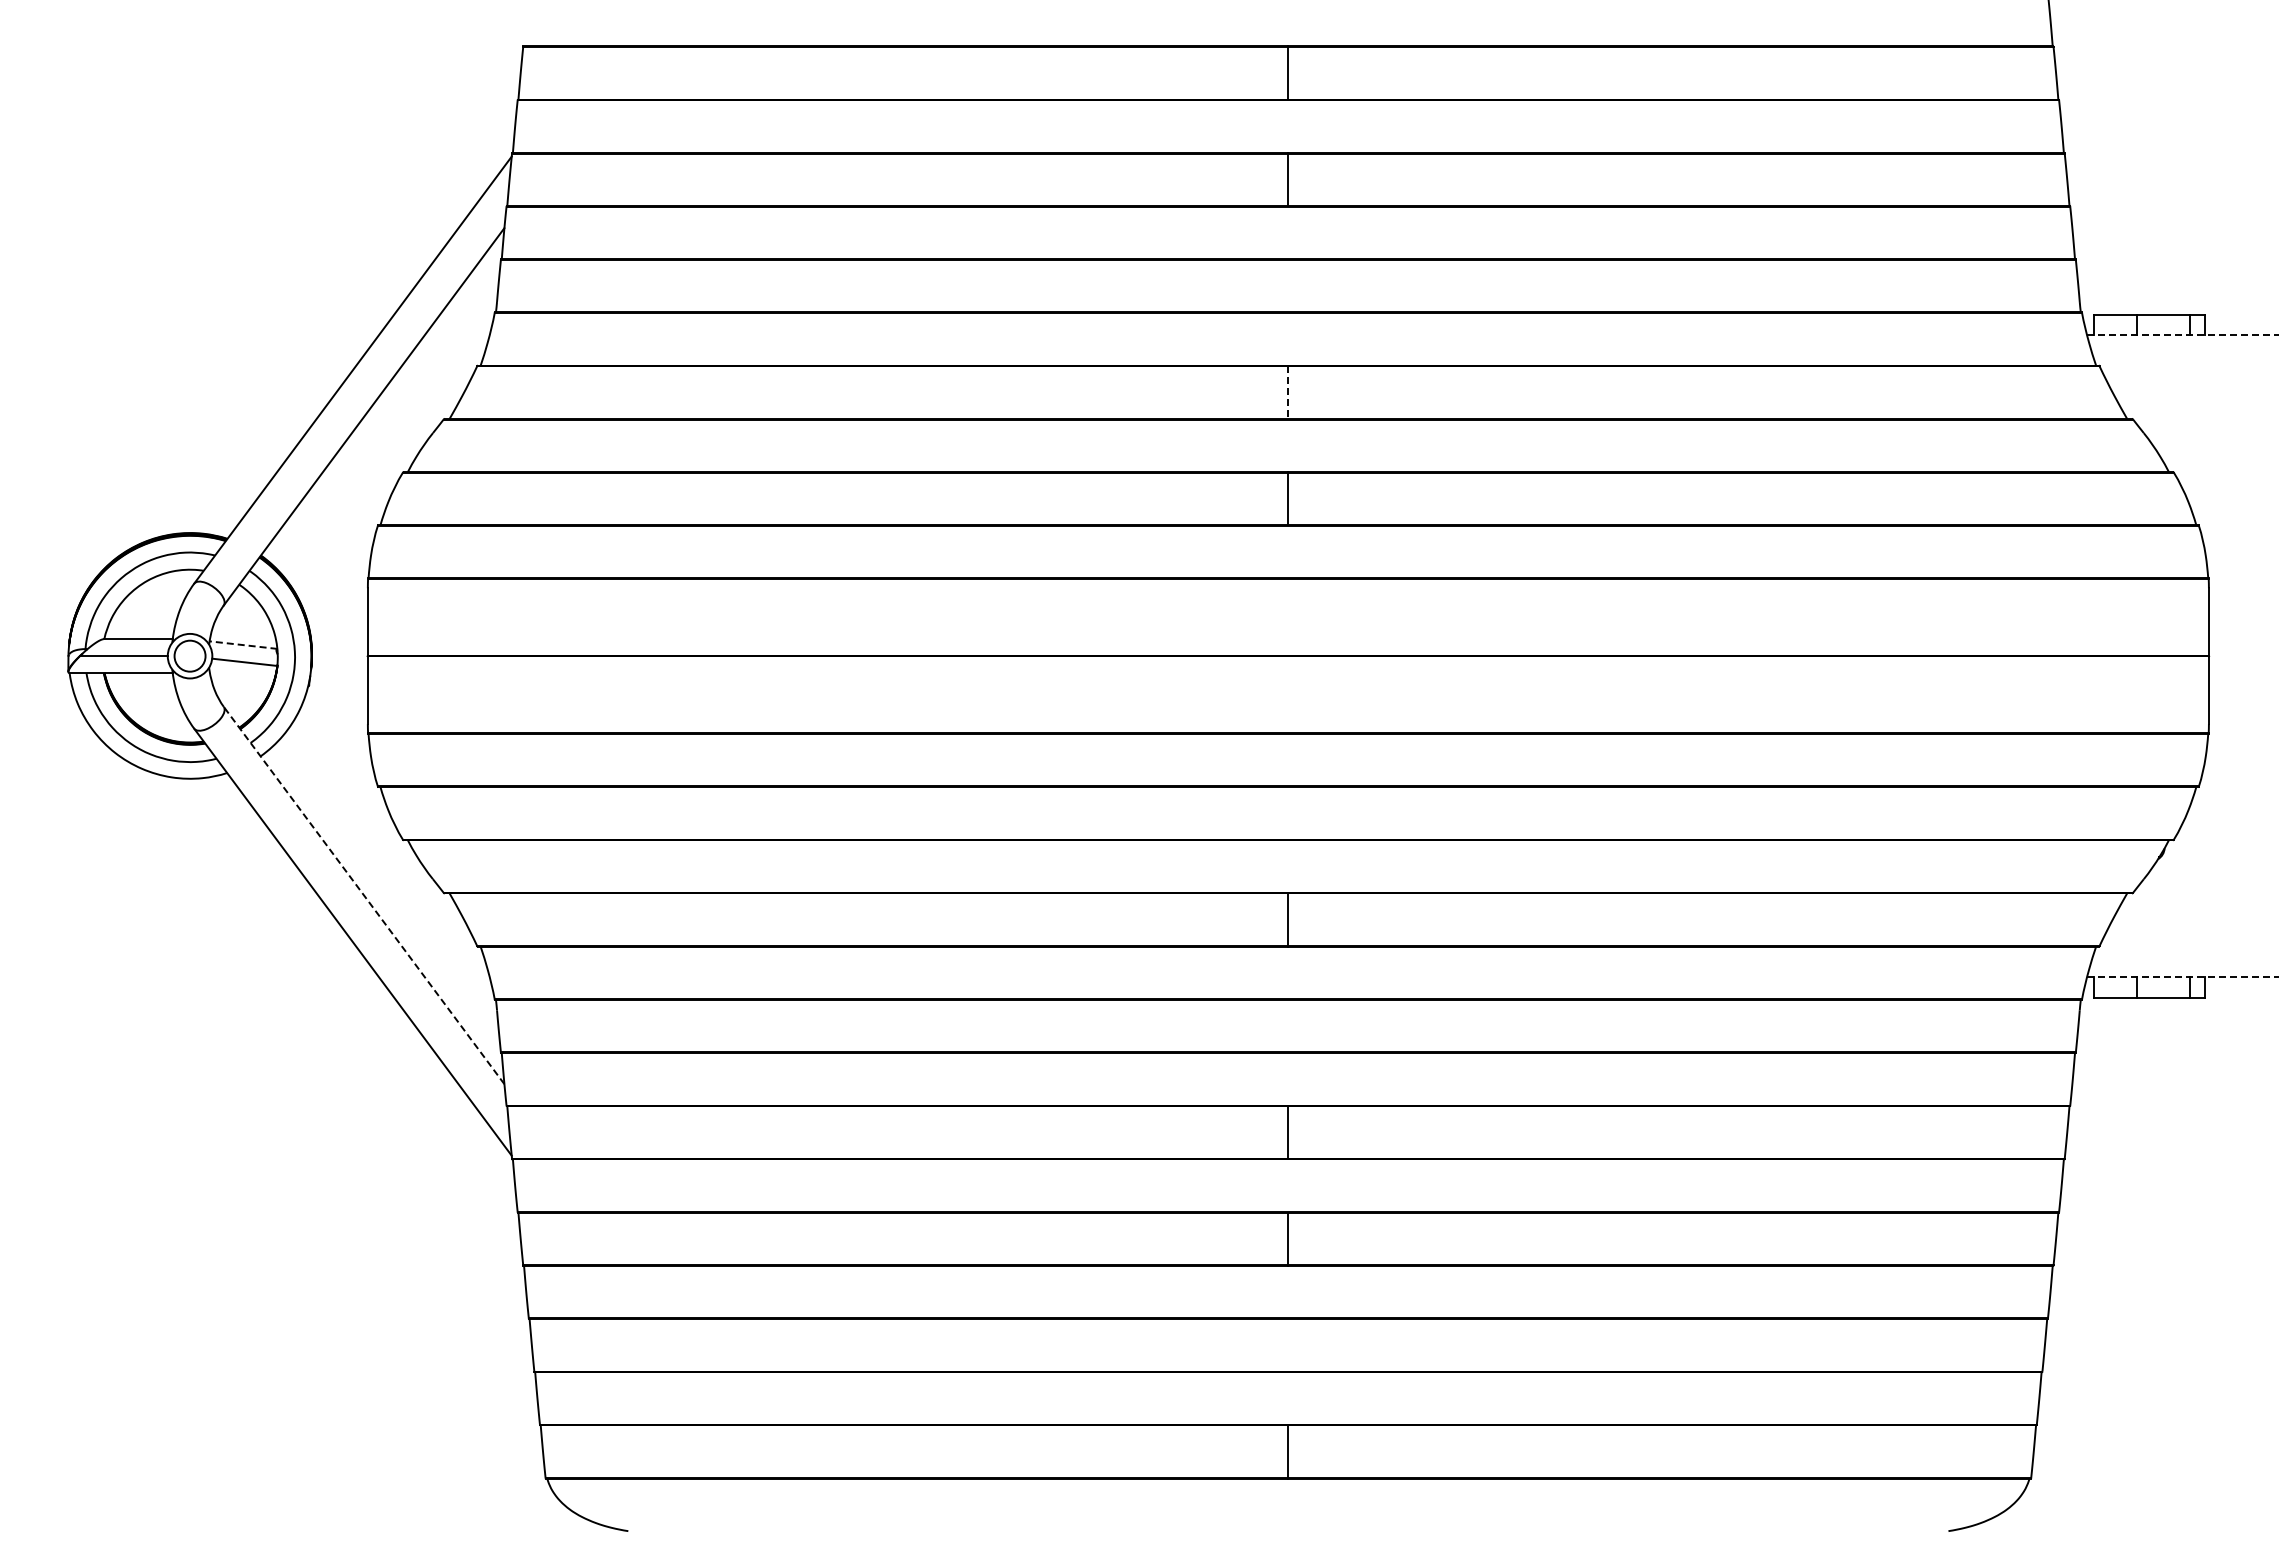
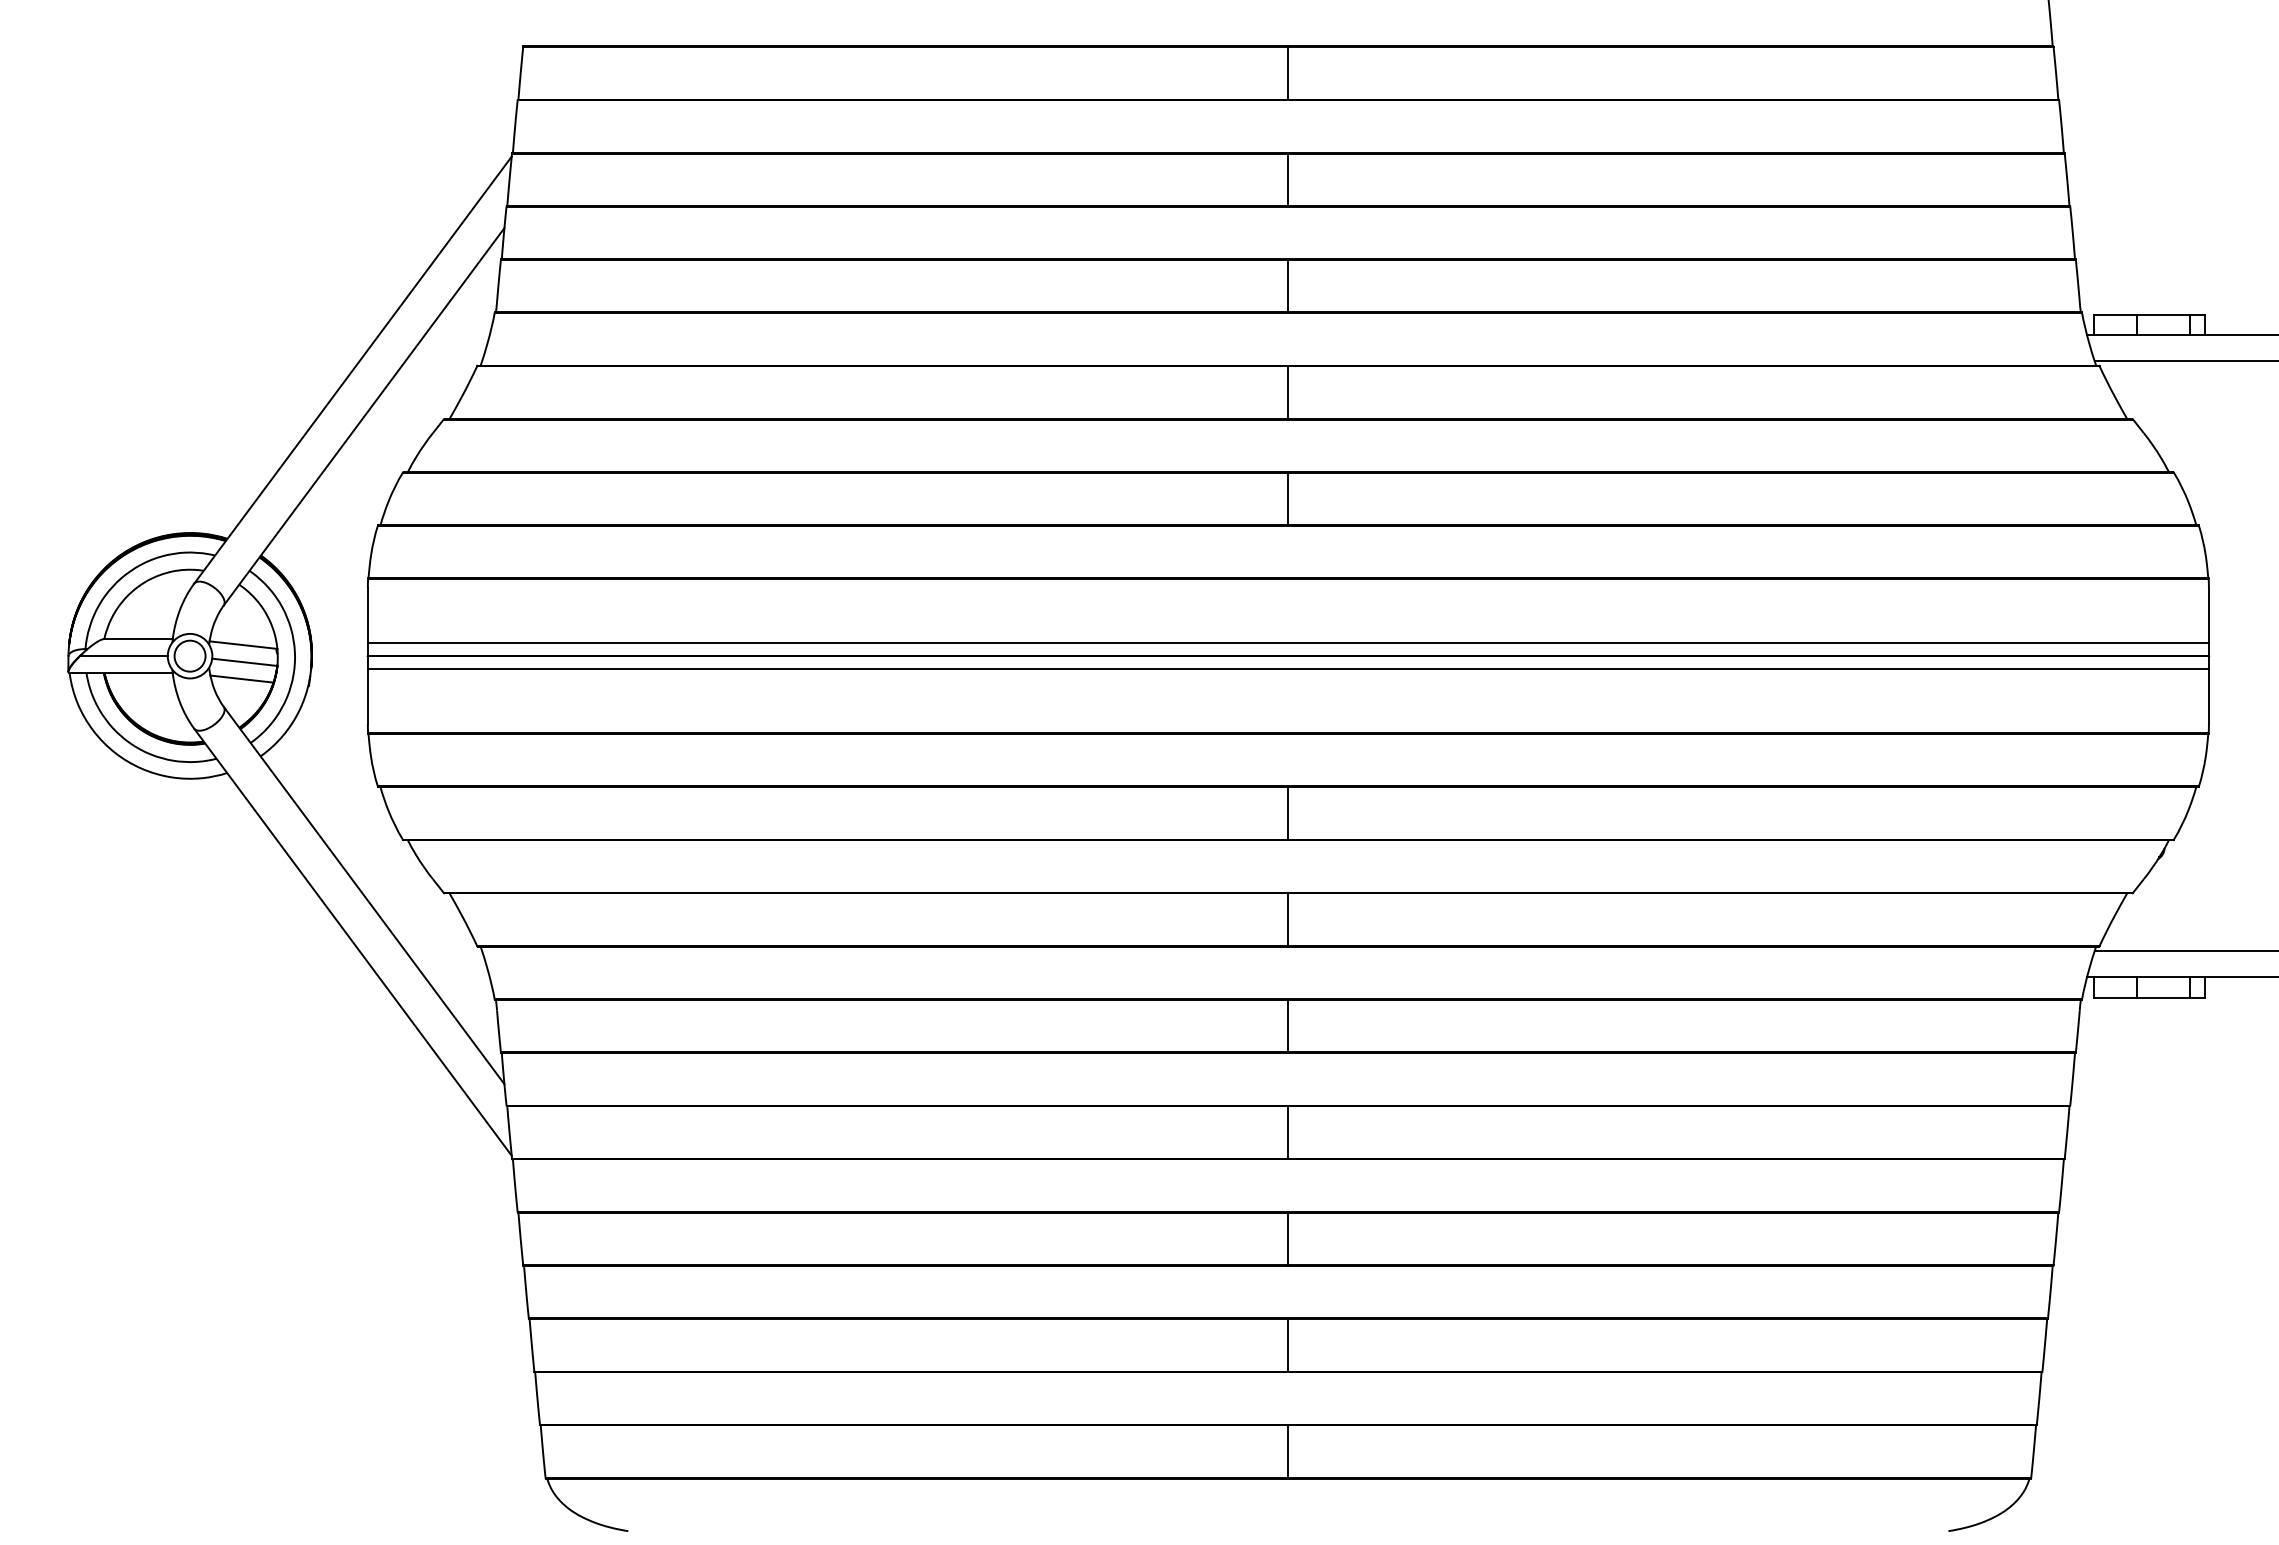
line: none -> present (1288, 285)
line: dashed -> solid (2182, 334)
line: none -> present (2184, 361)
line: dashed -> solid (1288, 392)
line: none -> present (1287, 643)
line: dashed -> solid (243, 645)
line: none -> present (1287, 669)
line: none -> present (241, 678)
line: none -> present (1288, 813)
line: dashed -> solid (363, 895)
line: none -> present (2184, 951)
line: dashed -> solid (2182, 977)
line: none -> present (1288, 1026)
line: none -> present (1288, 1345)
